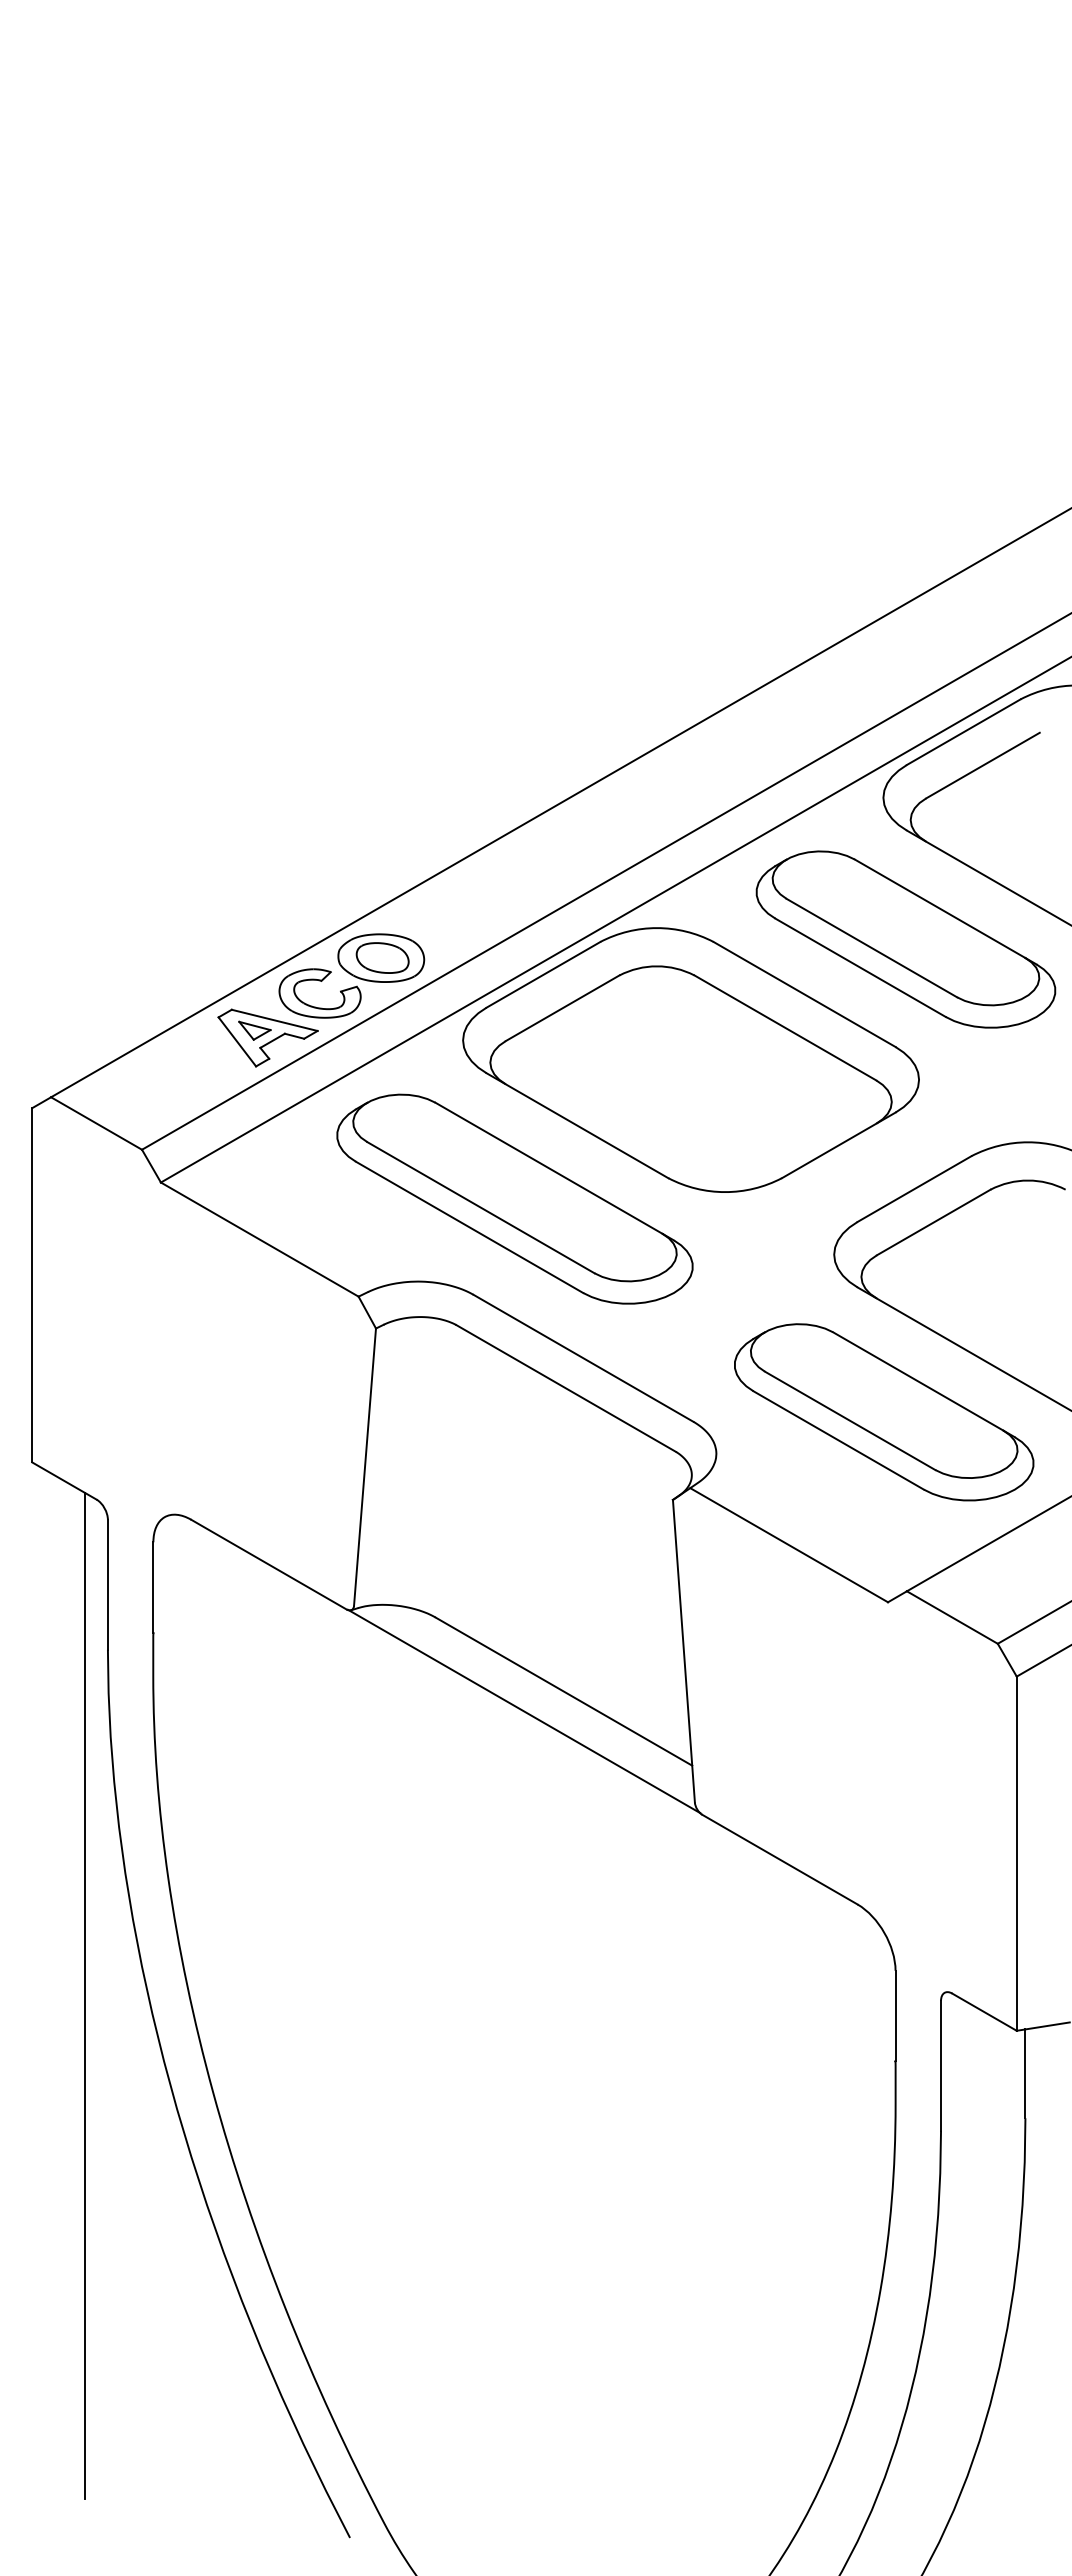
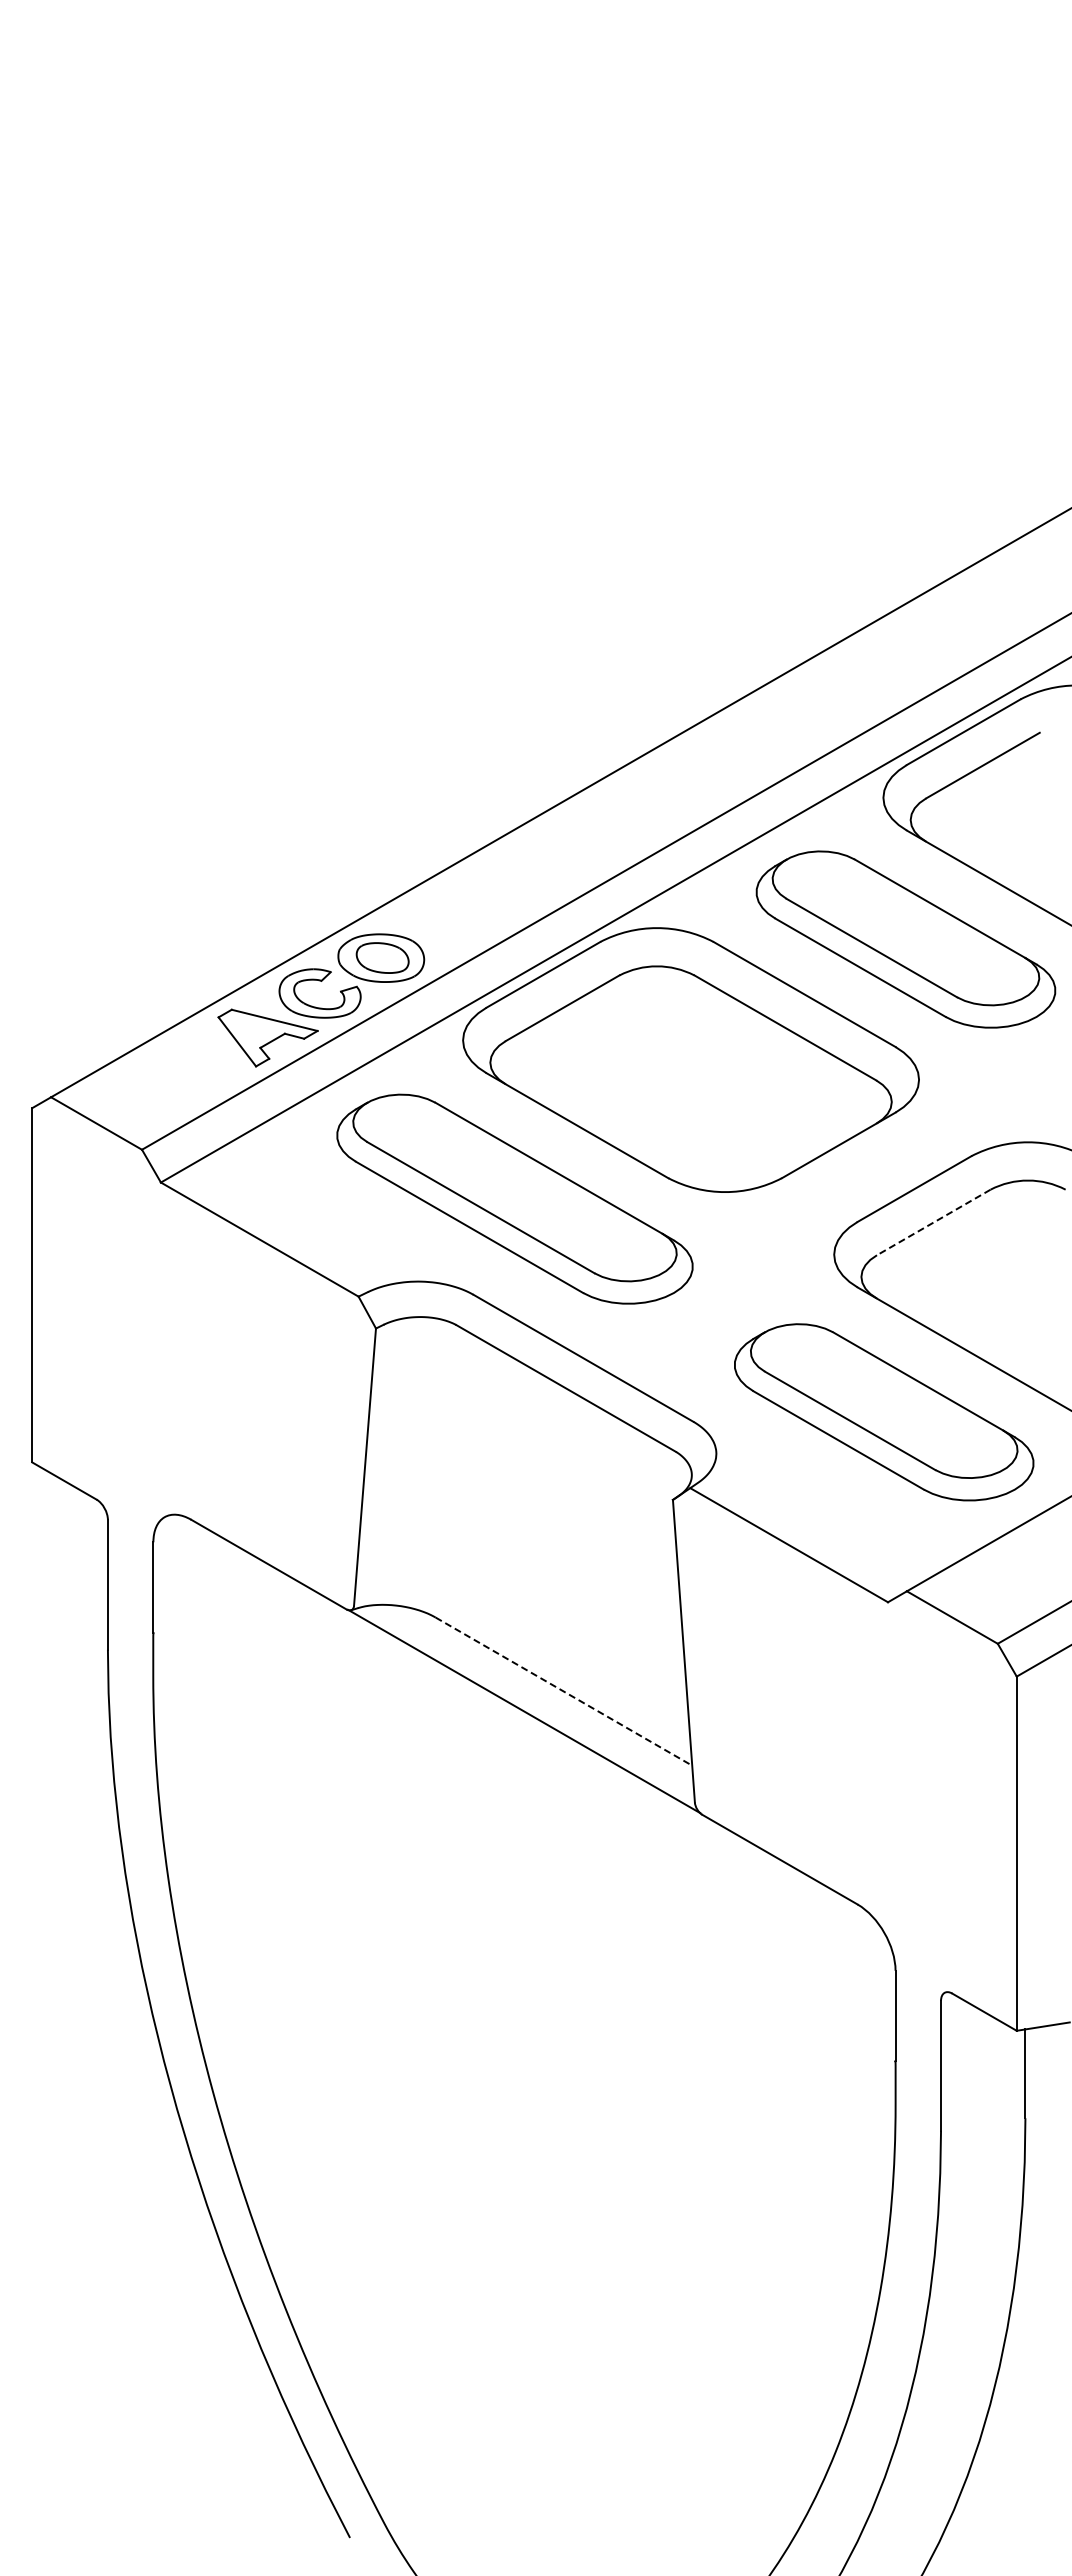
part: present -> none (254, 1030)
line: solid -> dashed (933, 1222)
line: solid -> dashed (564, 1691)
line: present -> none (85, 1995)
